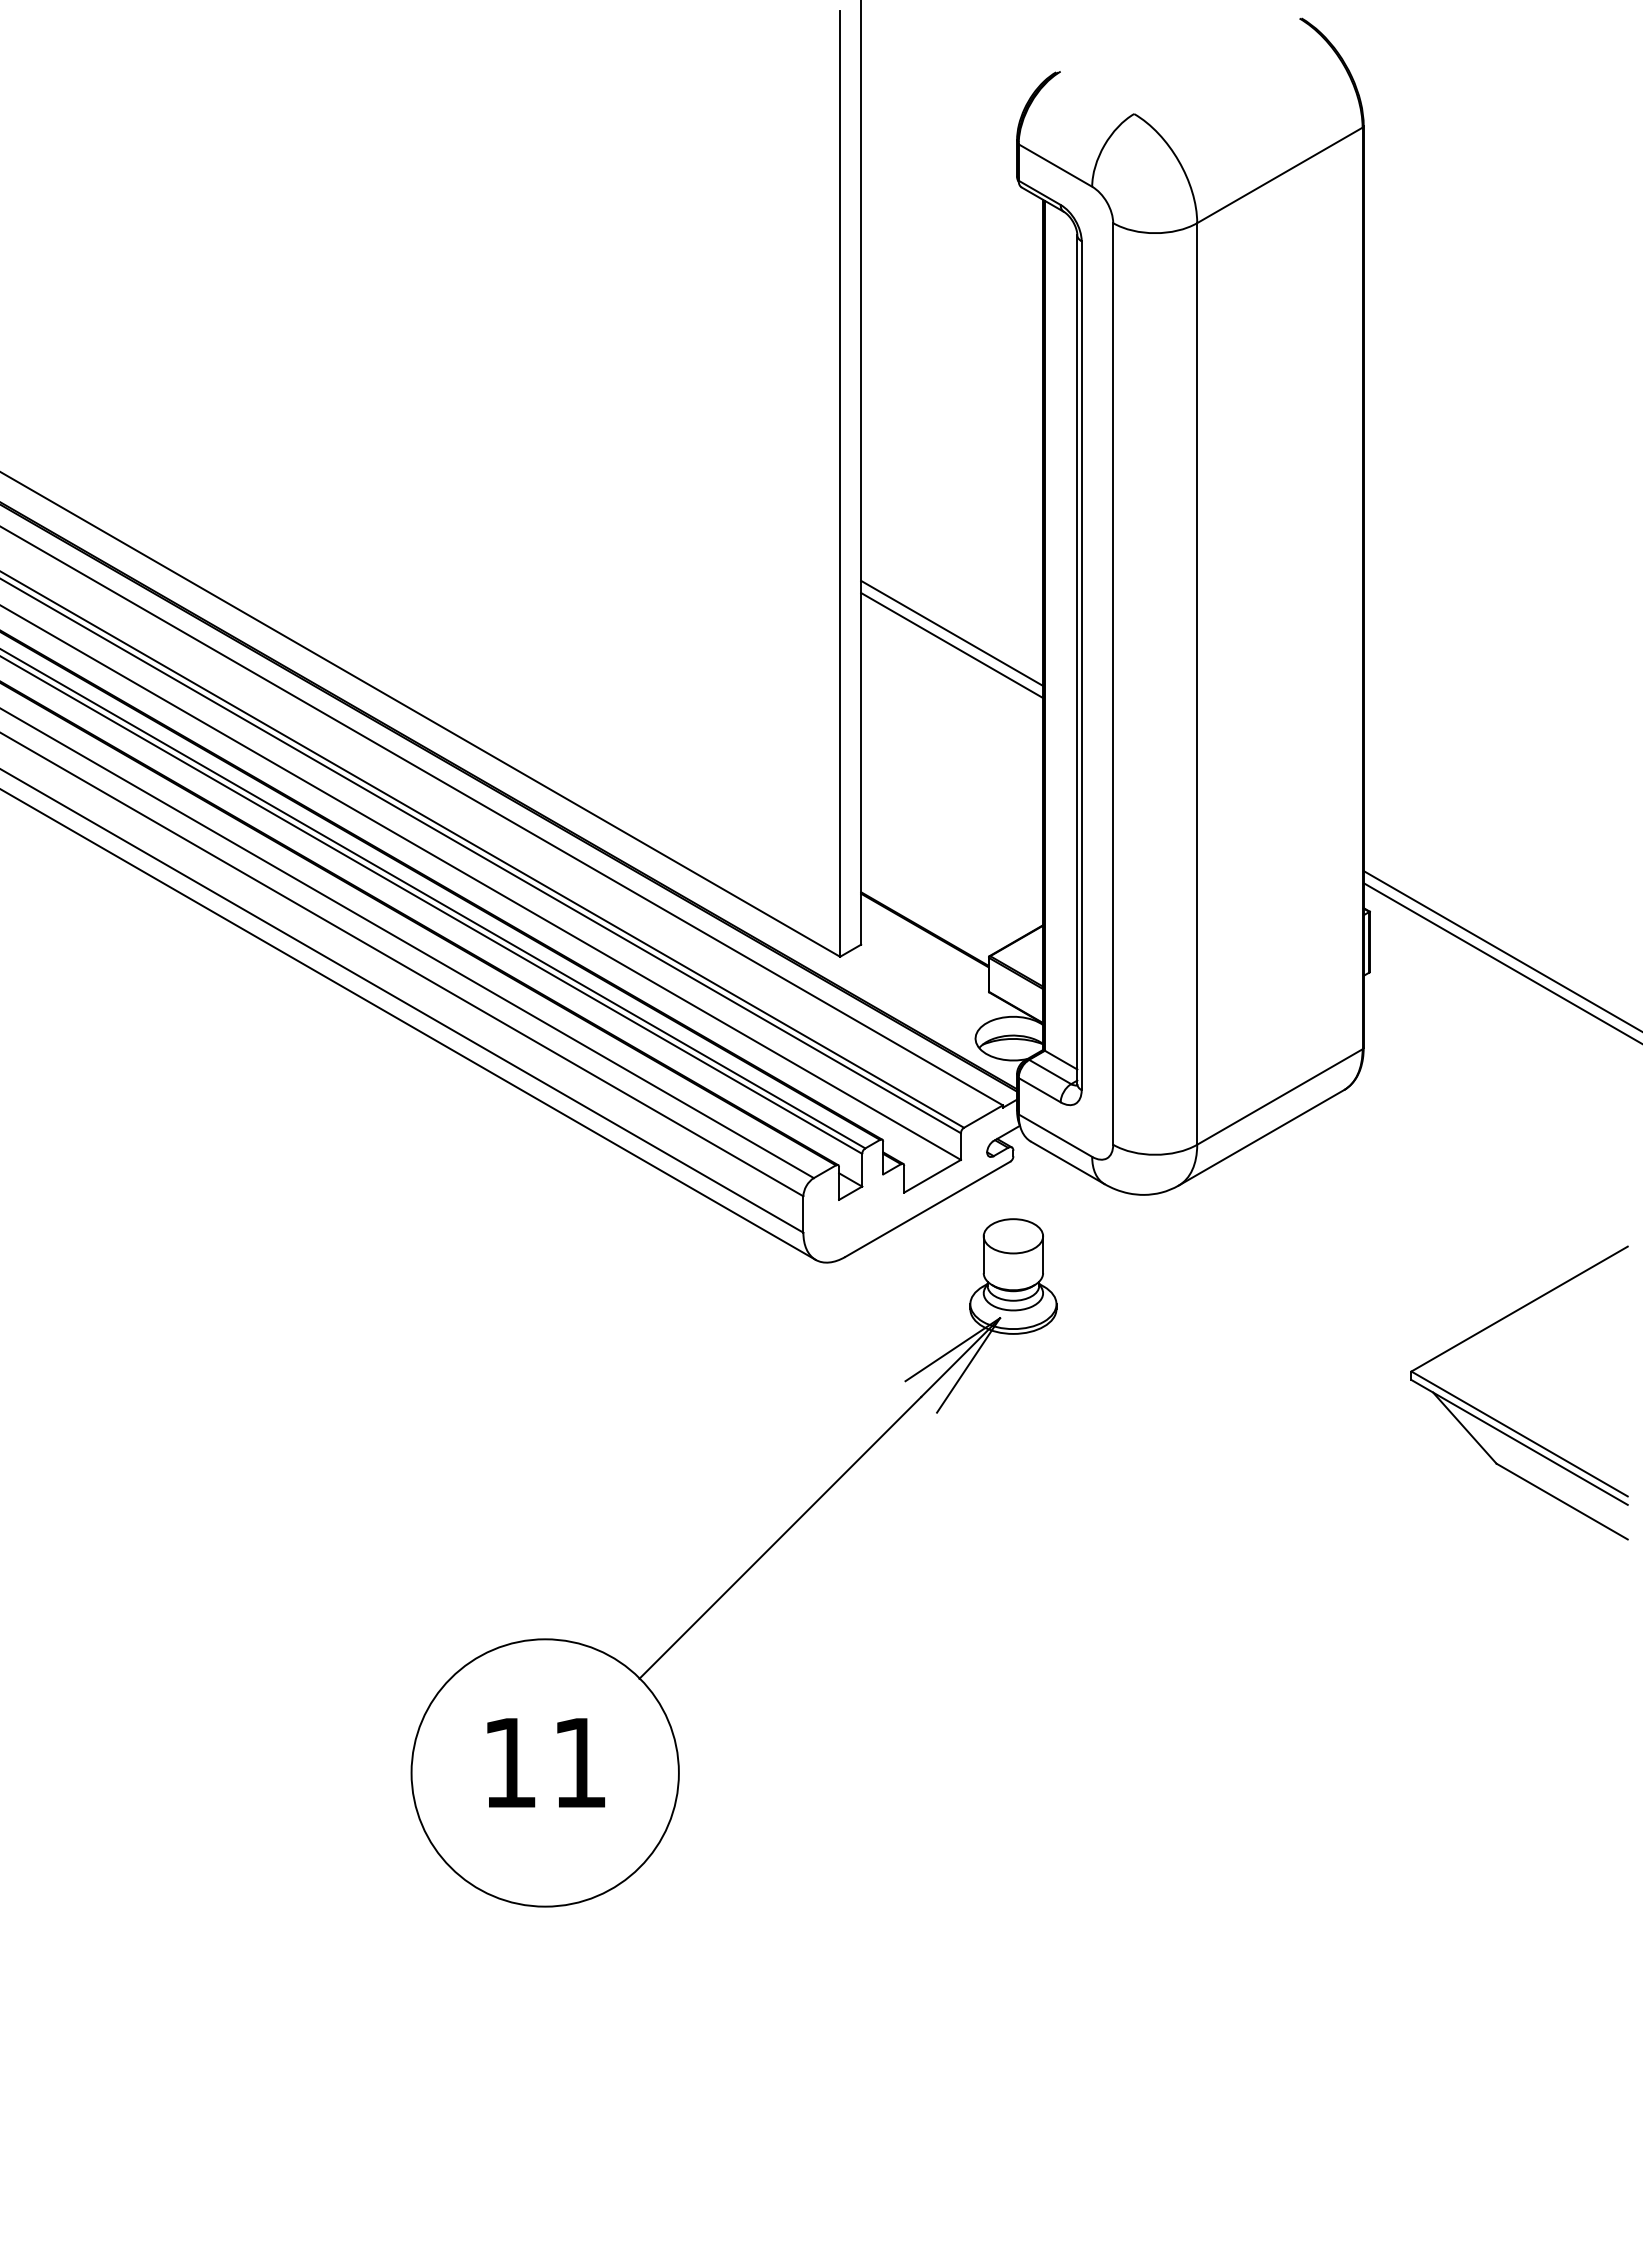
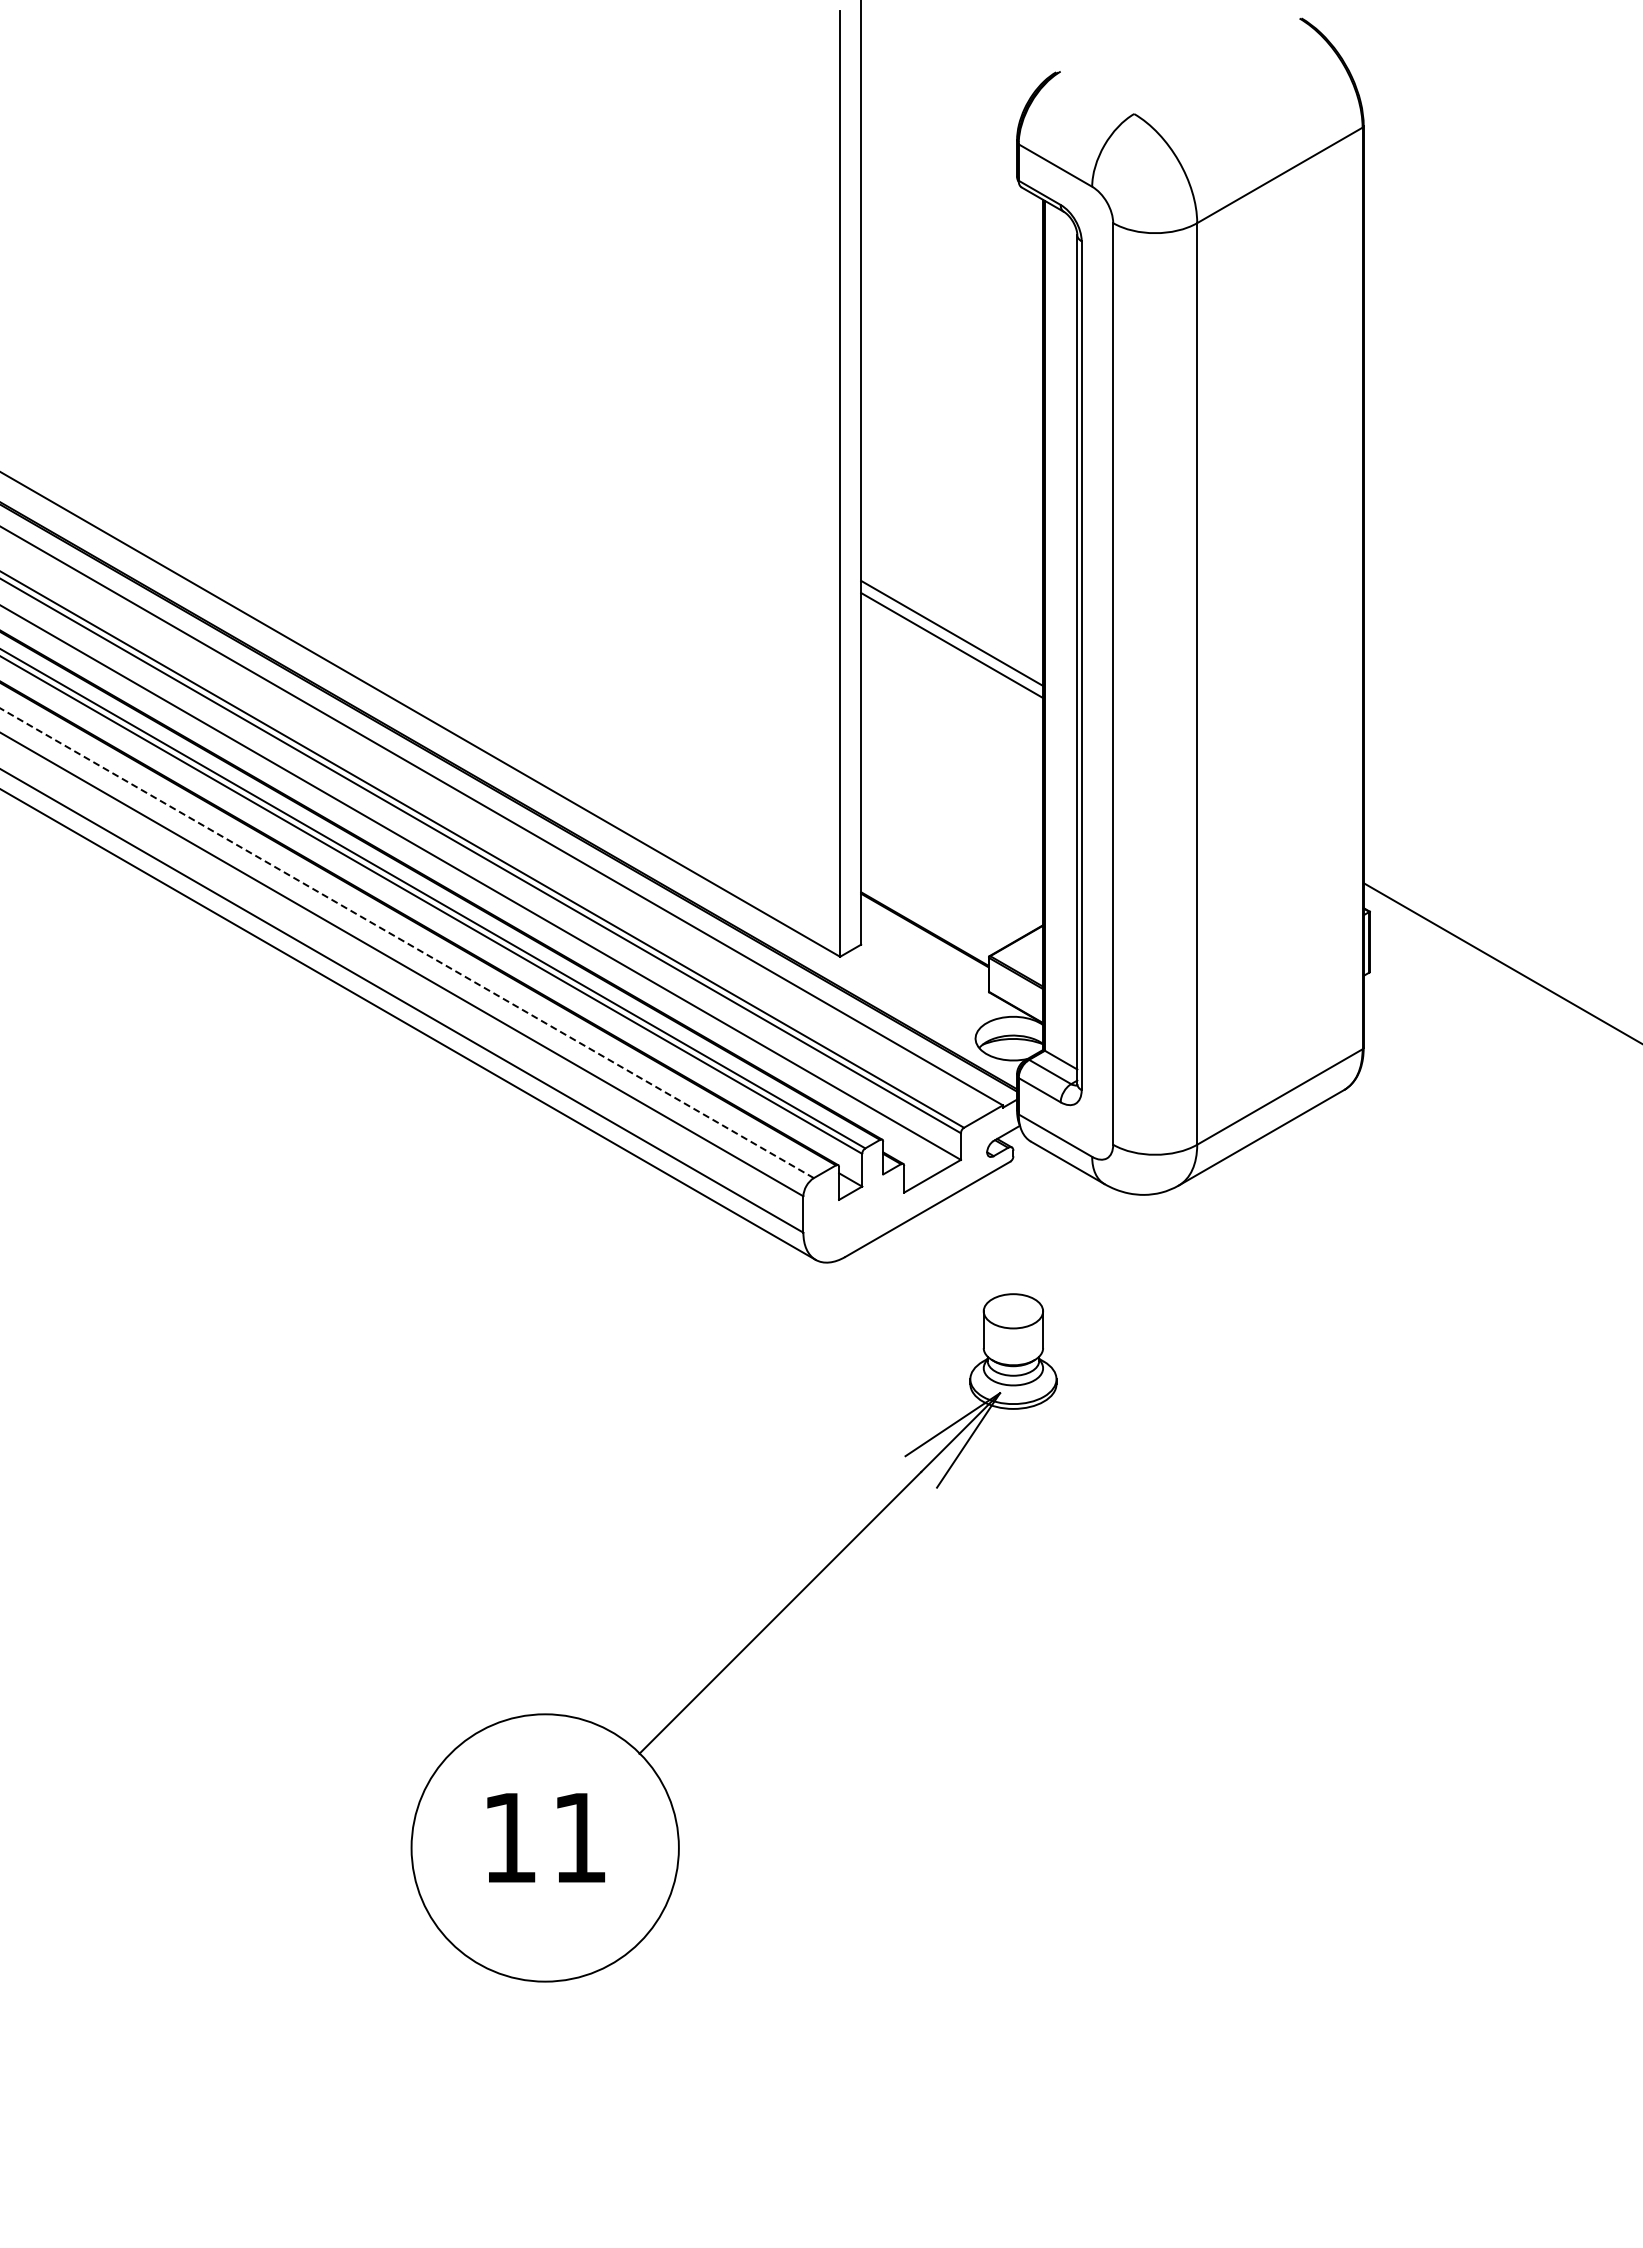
line: solid -> dashed (406, 943)
line: present -> none (1501, 950)
part: present -> none (1500, 1421)
part position: (744, 1572) -> (744, 1647) (744, 1647)
